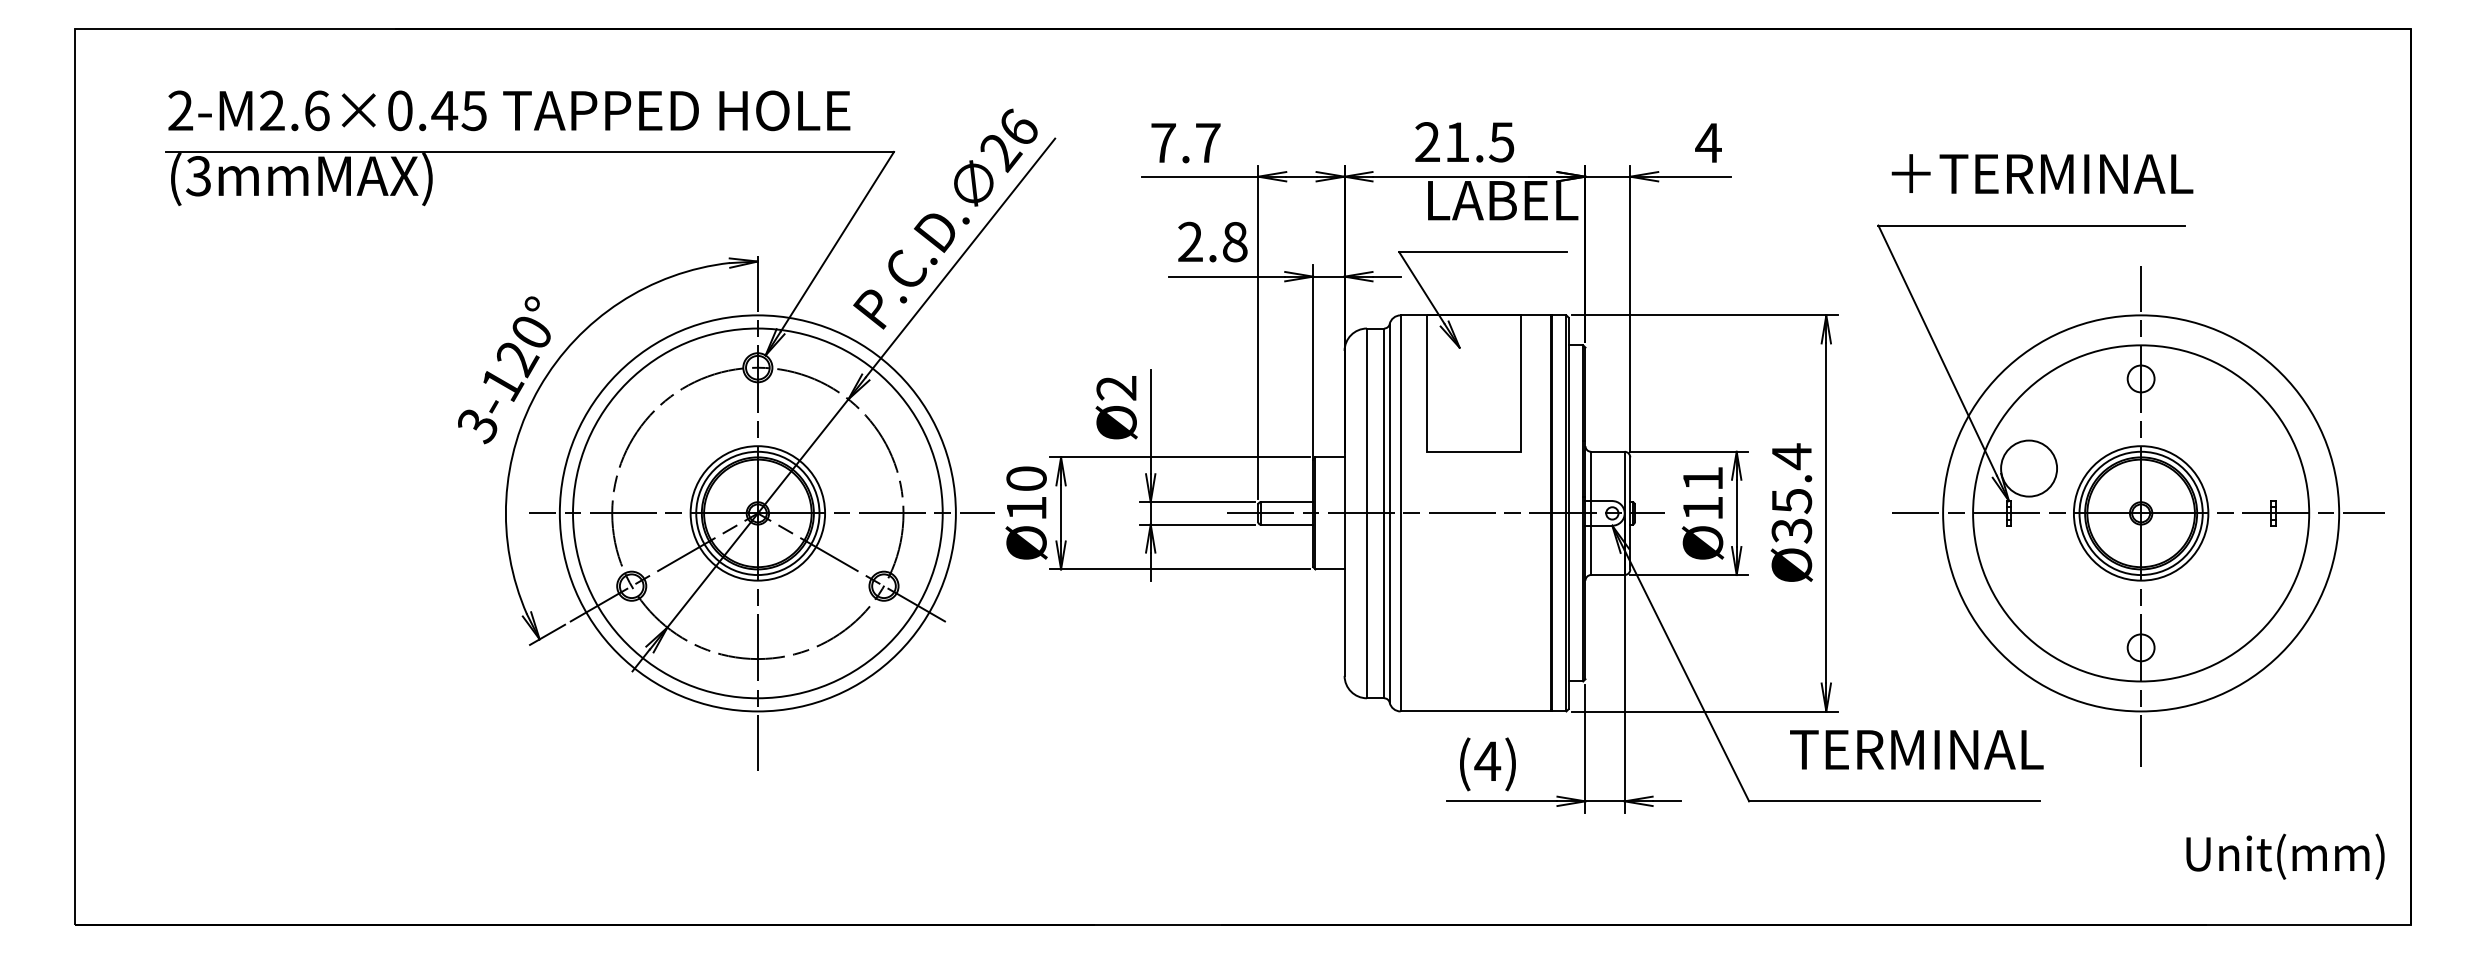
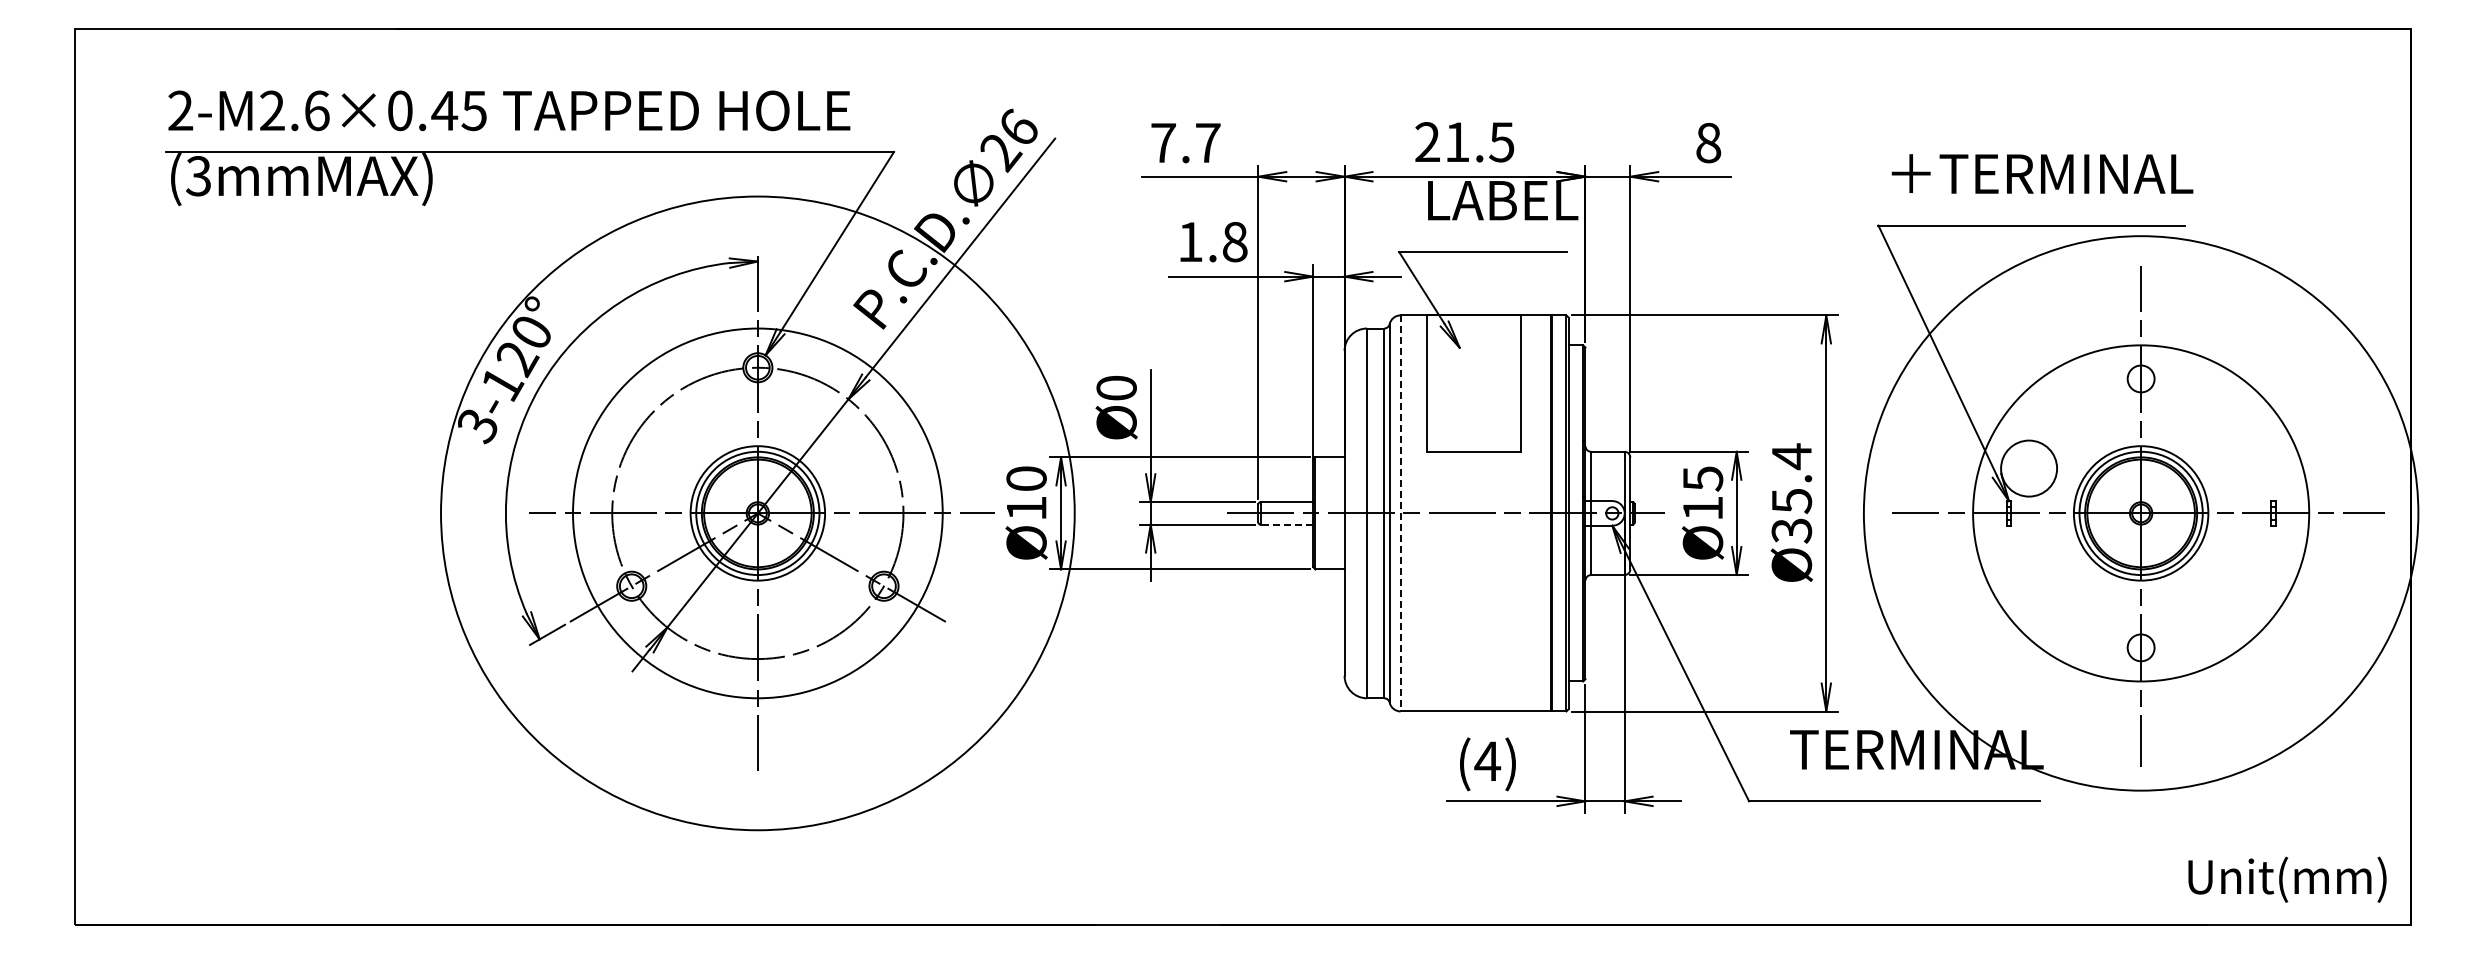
text: 4 -> 8 (1708, 142)
text: 2.8 -> 1.8 (1190, 241)
text: Ø2 -> Ø0 (1116, 388)
text: Ø11 -> Ø15 (1703, 478)
circle diameter: 396 px -> 634 px (757, 513)
line: solid -> dashed (1400, 513)
circle diameter: 396 px -> 554 px (2140, 513)
line: solid -> dashed (1286, 524)
text position: (2285, 856) -> (2287, 879) (2287, 879)
